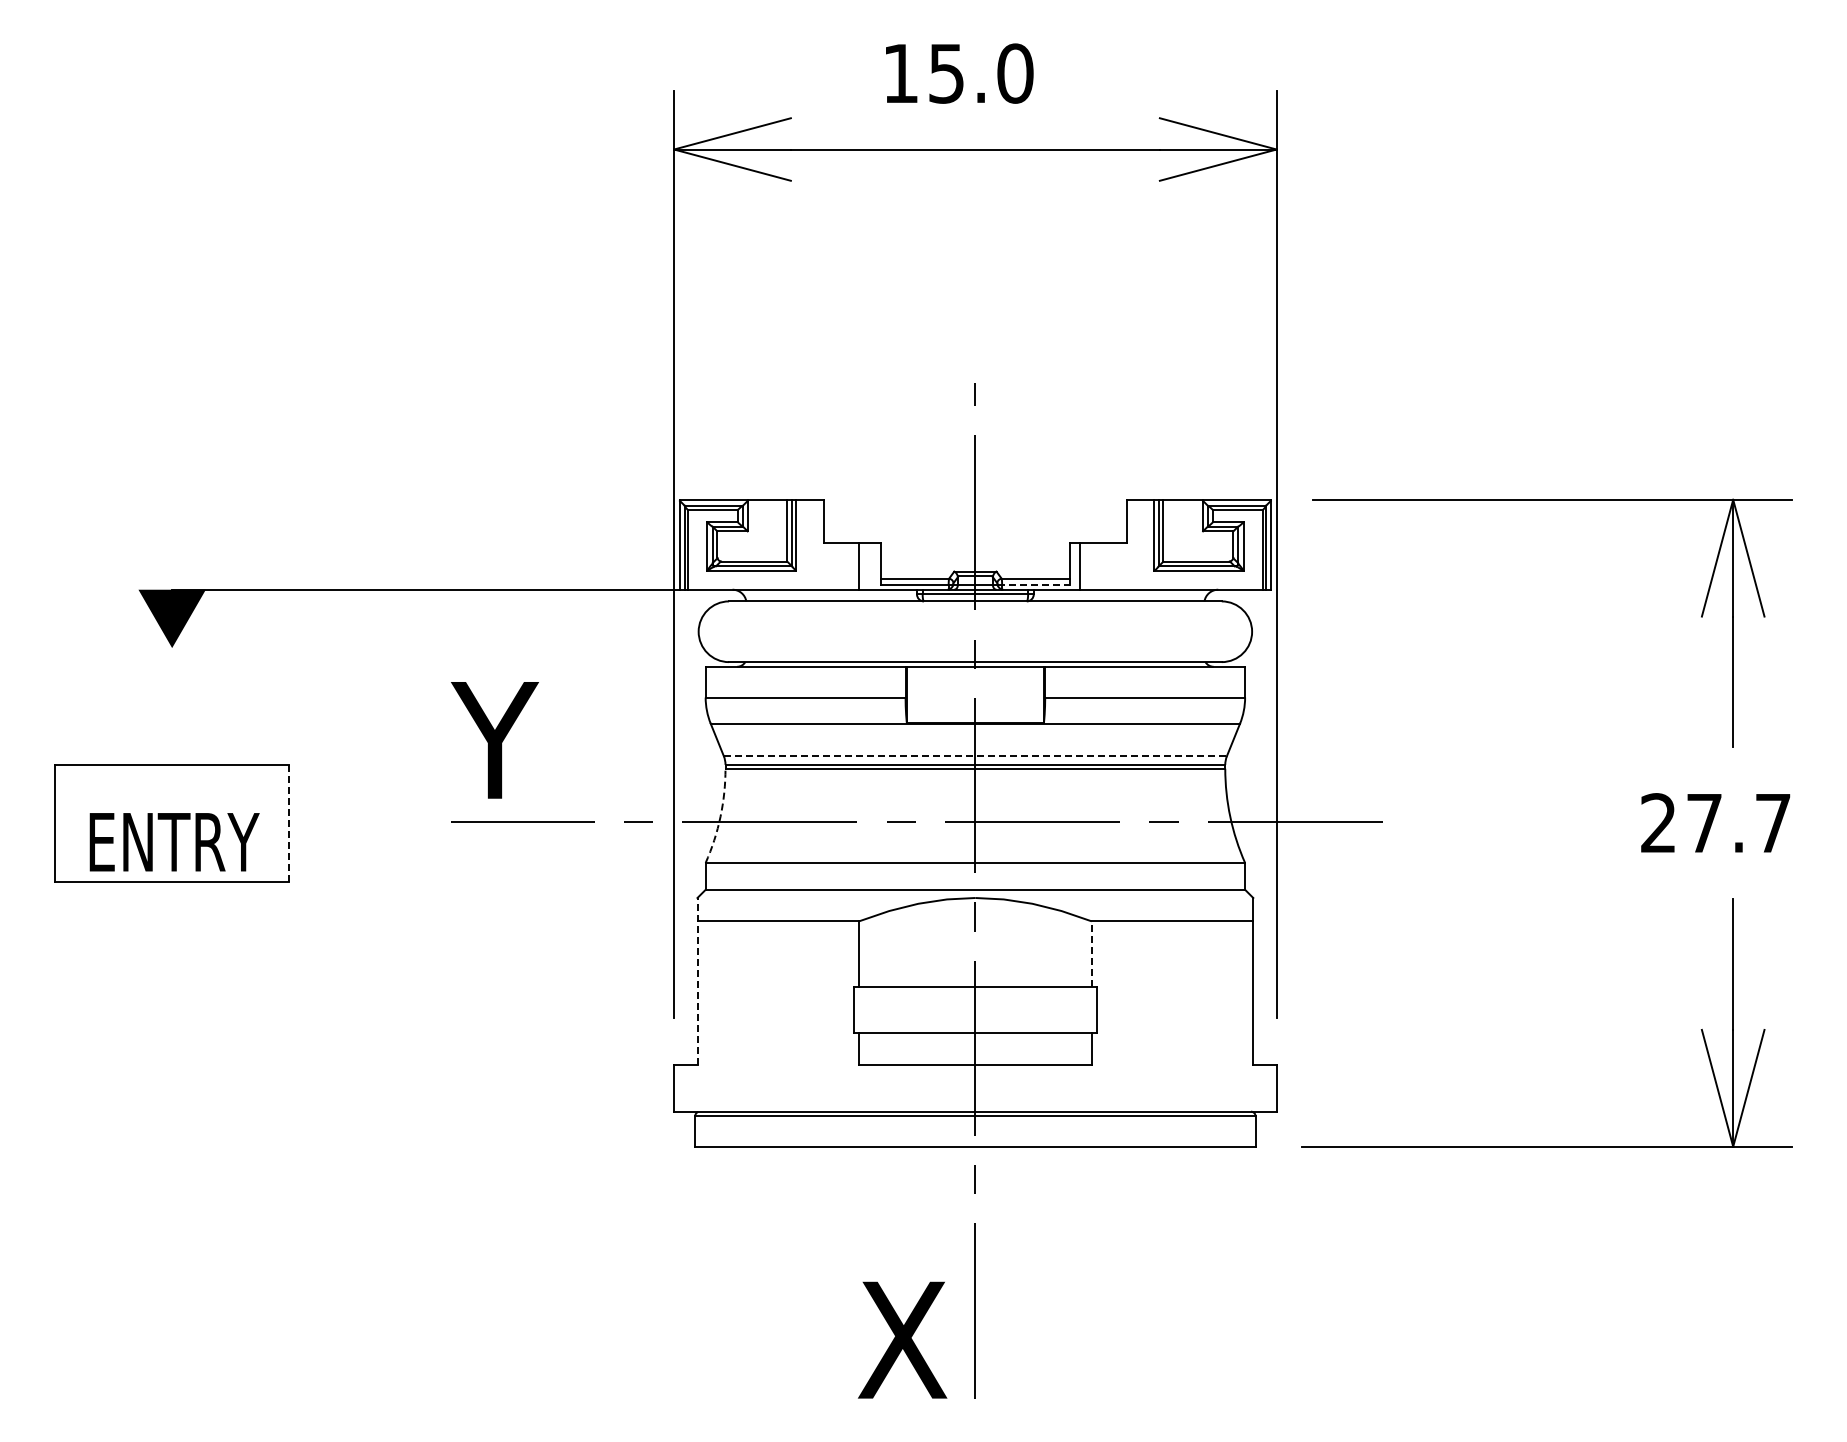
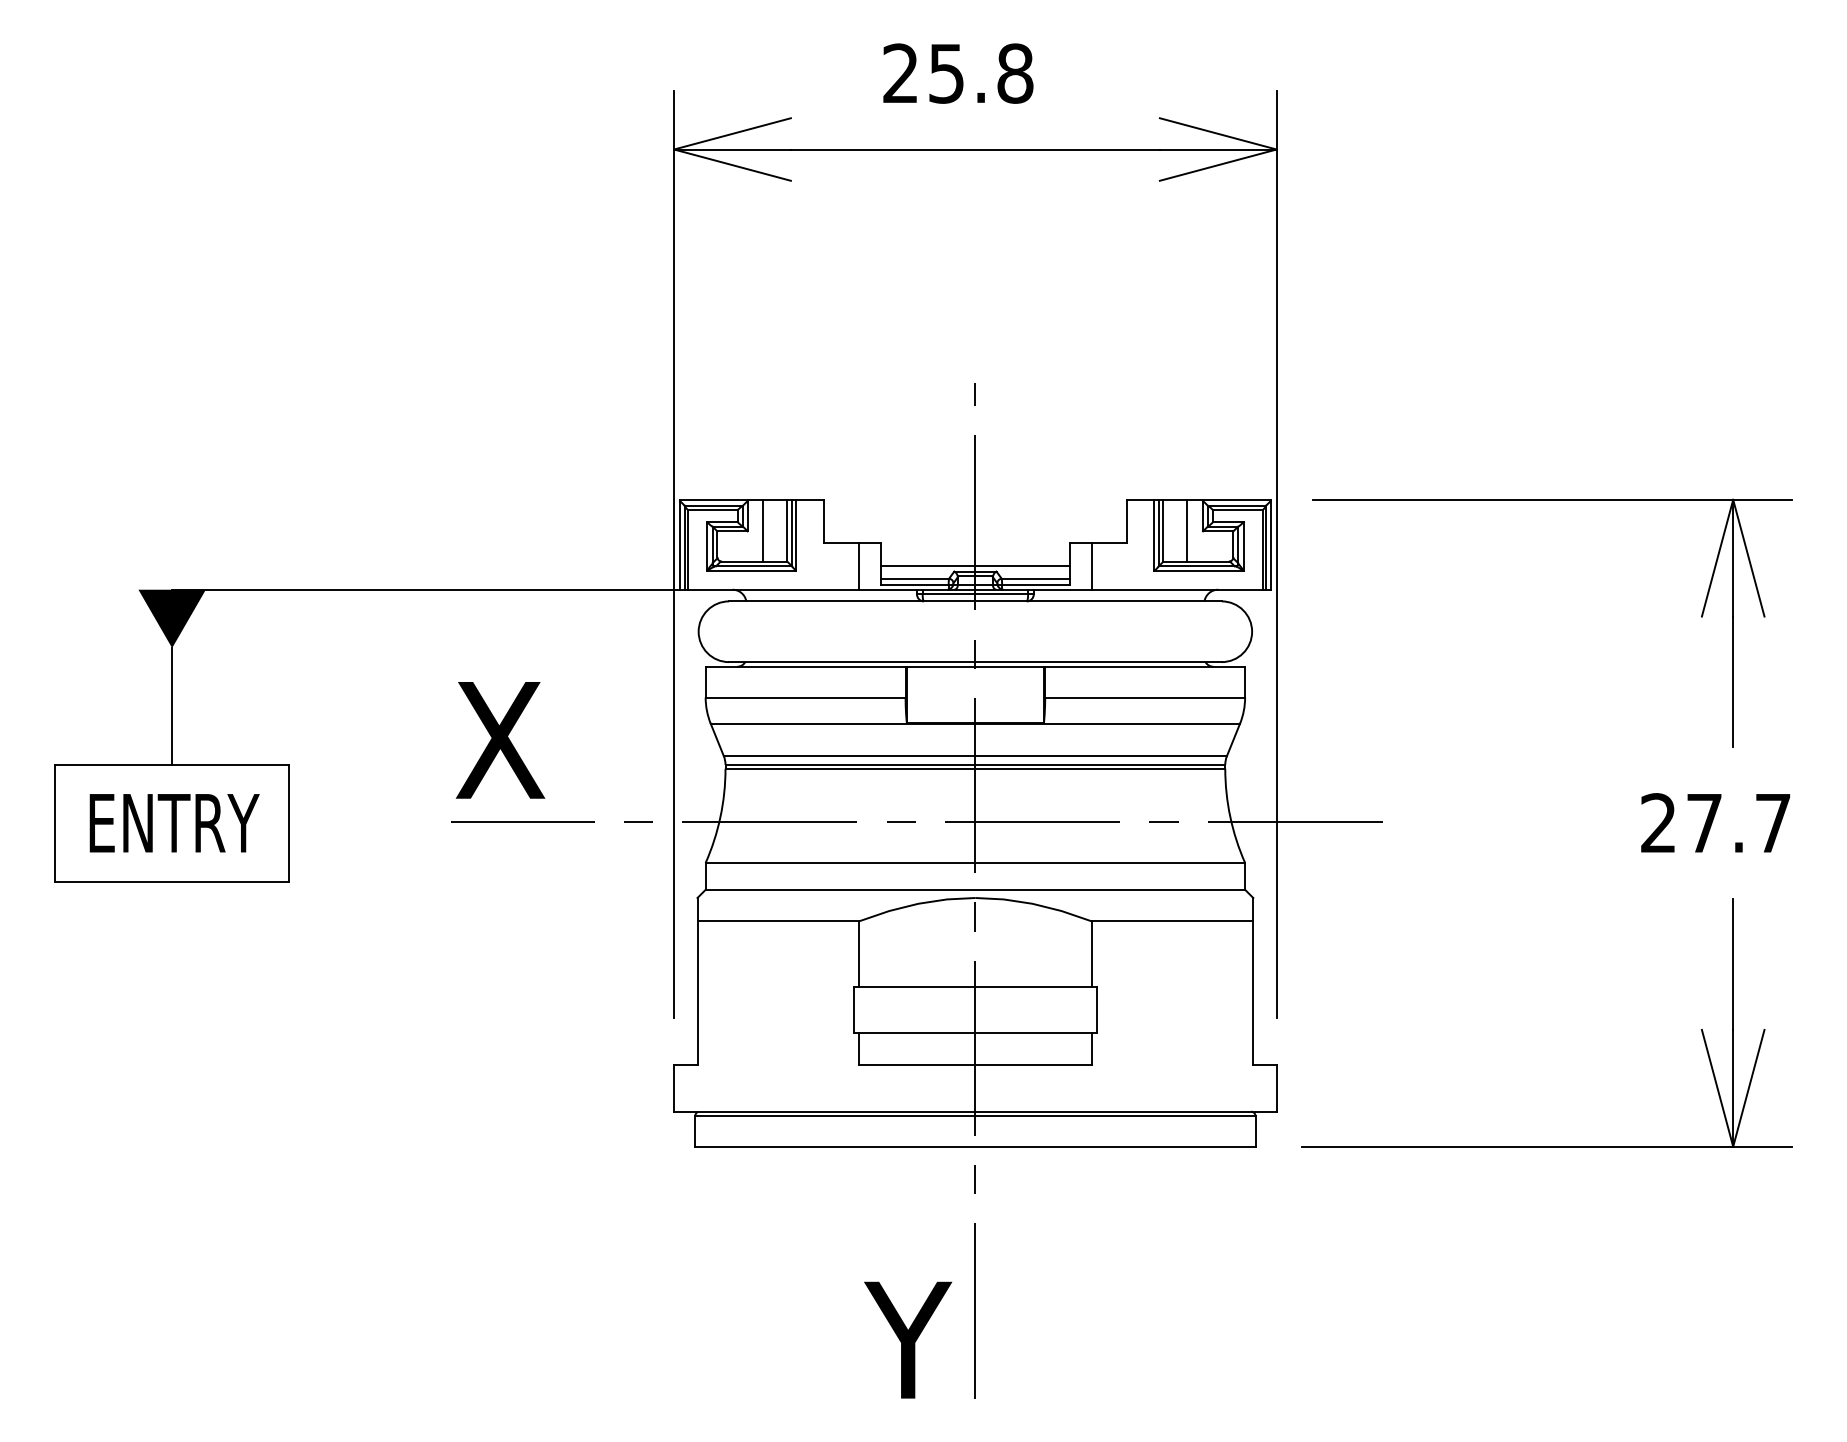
text: 15.0 -> 25.8 (958, 73)
line: none -> present (763, 530)
line: none -> present (1187, 530)
line: none -> present (974, 566)
line position: (1080, 566) -> (1092, 566) (1092, 566)
line: dashed -> solid (1034, 585)
line: none -> present (172, 706)
text: Y -> X (498, 740)
line: dashed -> solid (975, 756)
arc: dashed -> solid (720, 816)
line: dashed -> solid (288, 823)
text position: (174, 842) -> (174, 823) (174, 823)
line: dashed -> solid (1091, 954)
line: dashed -> solid (697, 980)
text: X -> Y (904, 1339)
